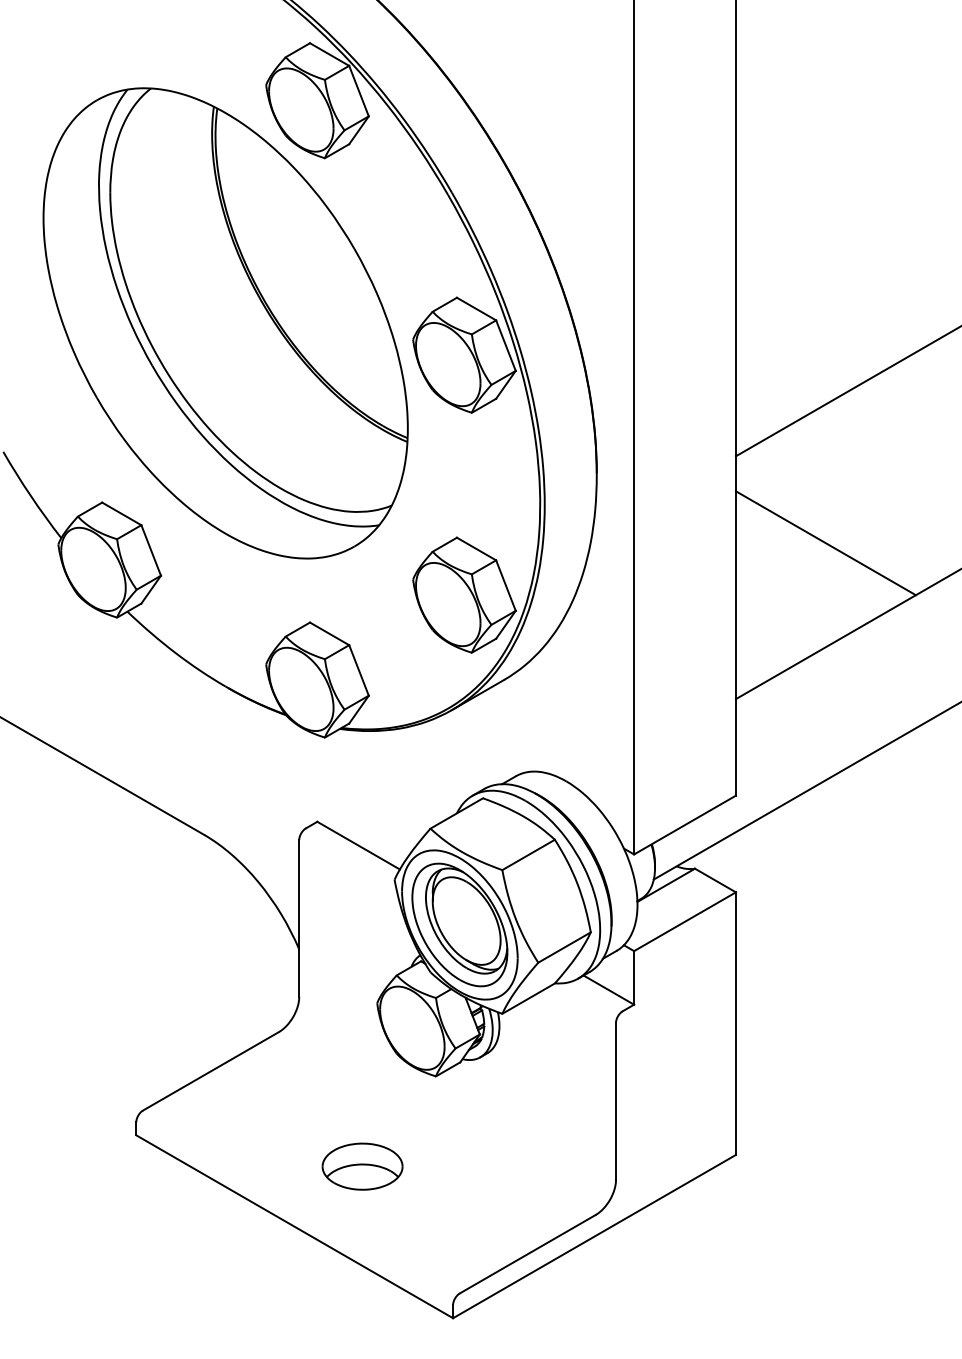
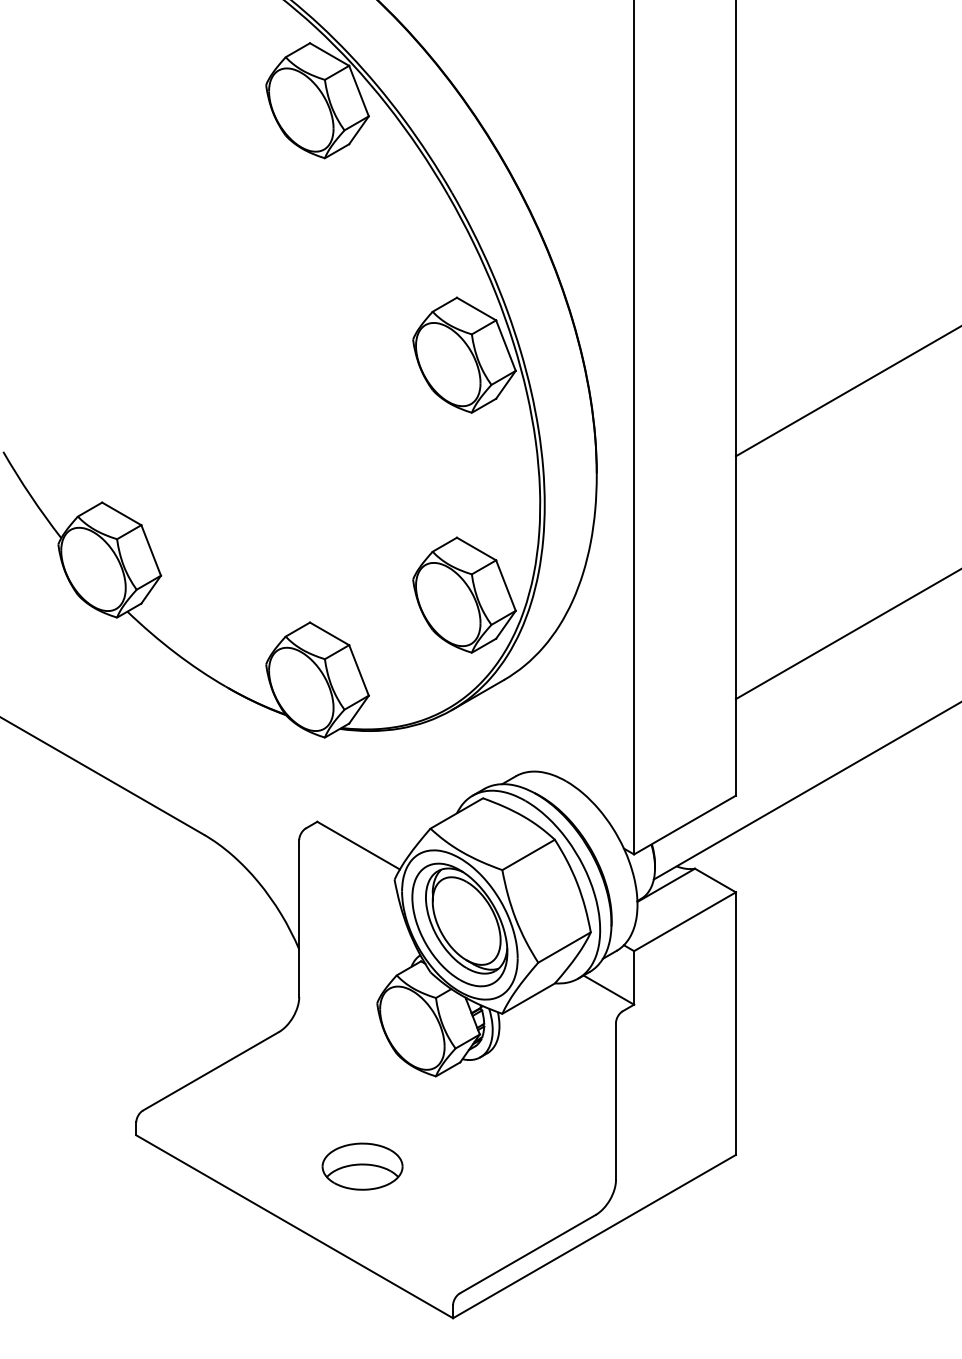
part: present -> none (225, 323)
line: present -> none (825, 543)
